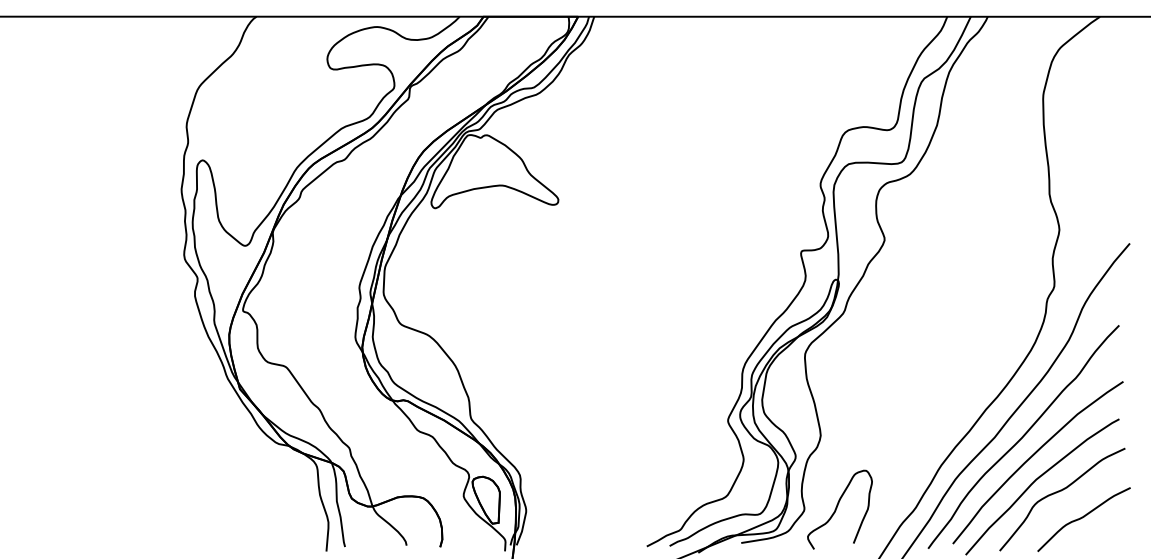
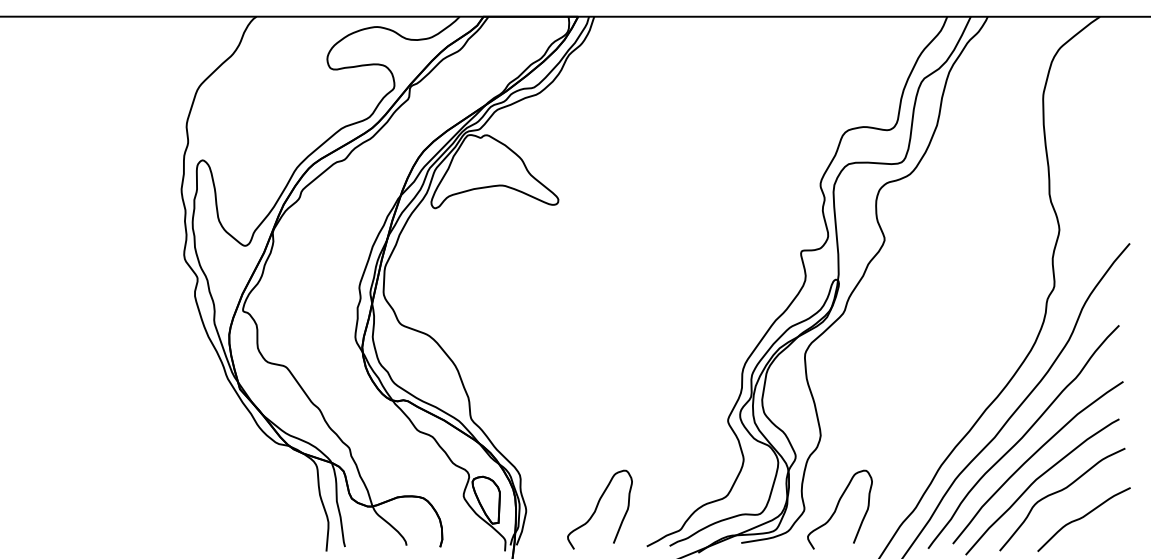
curve: none -> present (597, 508)
